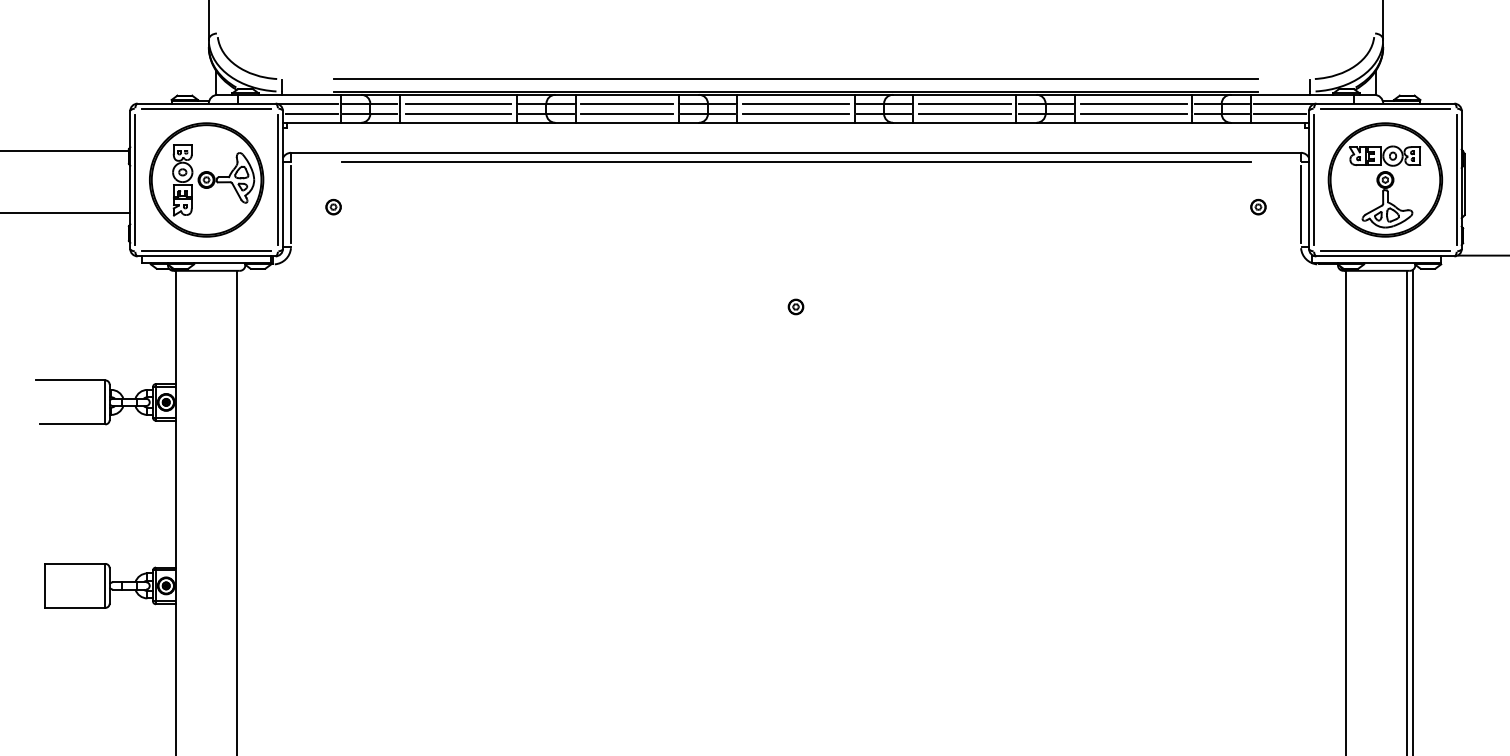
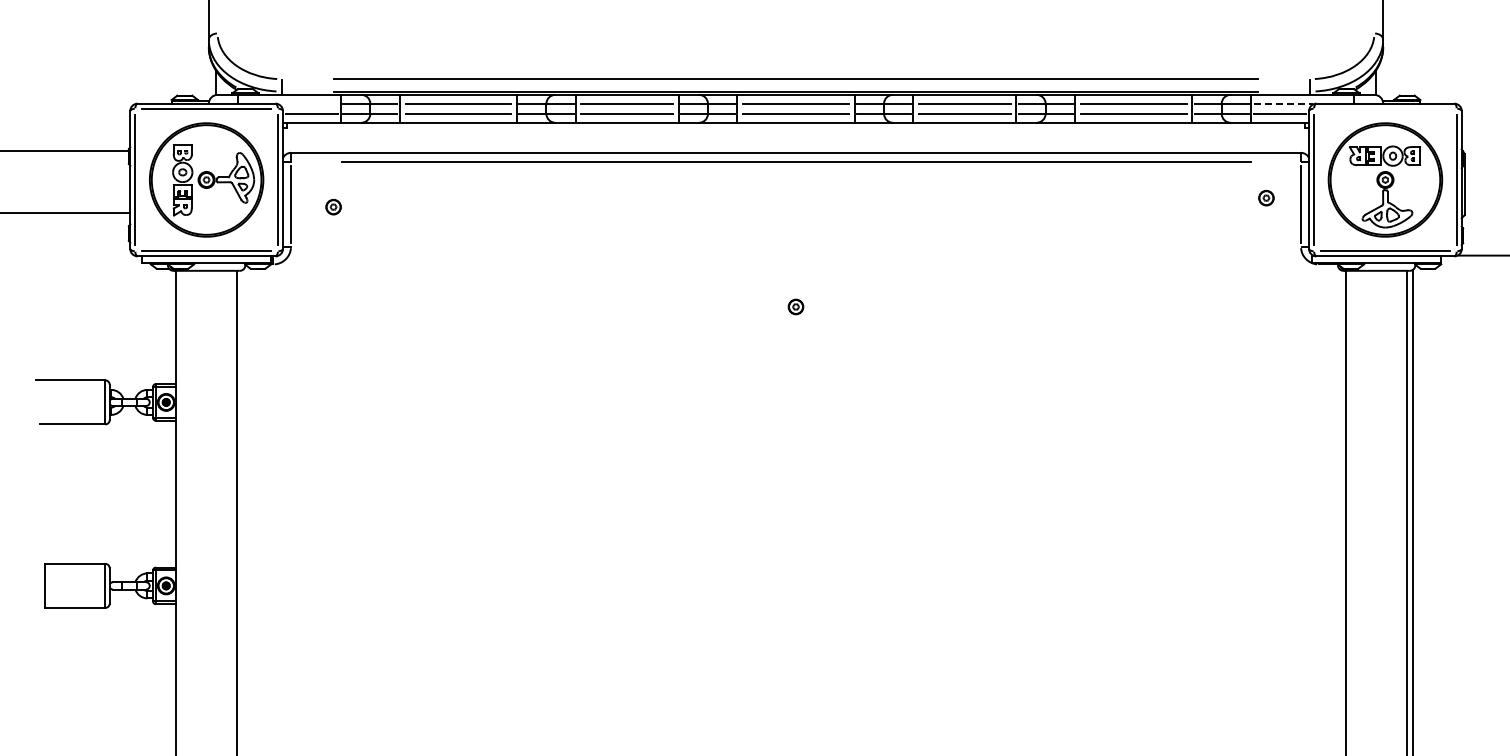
line: present -> none (307, 103)
line: solid -> dashed (1284, 103)
line: present -> none (1384, 108)
part position: (1258, 206) -> (1266, 197) (1266, 197)
